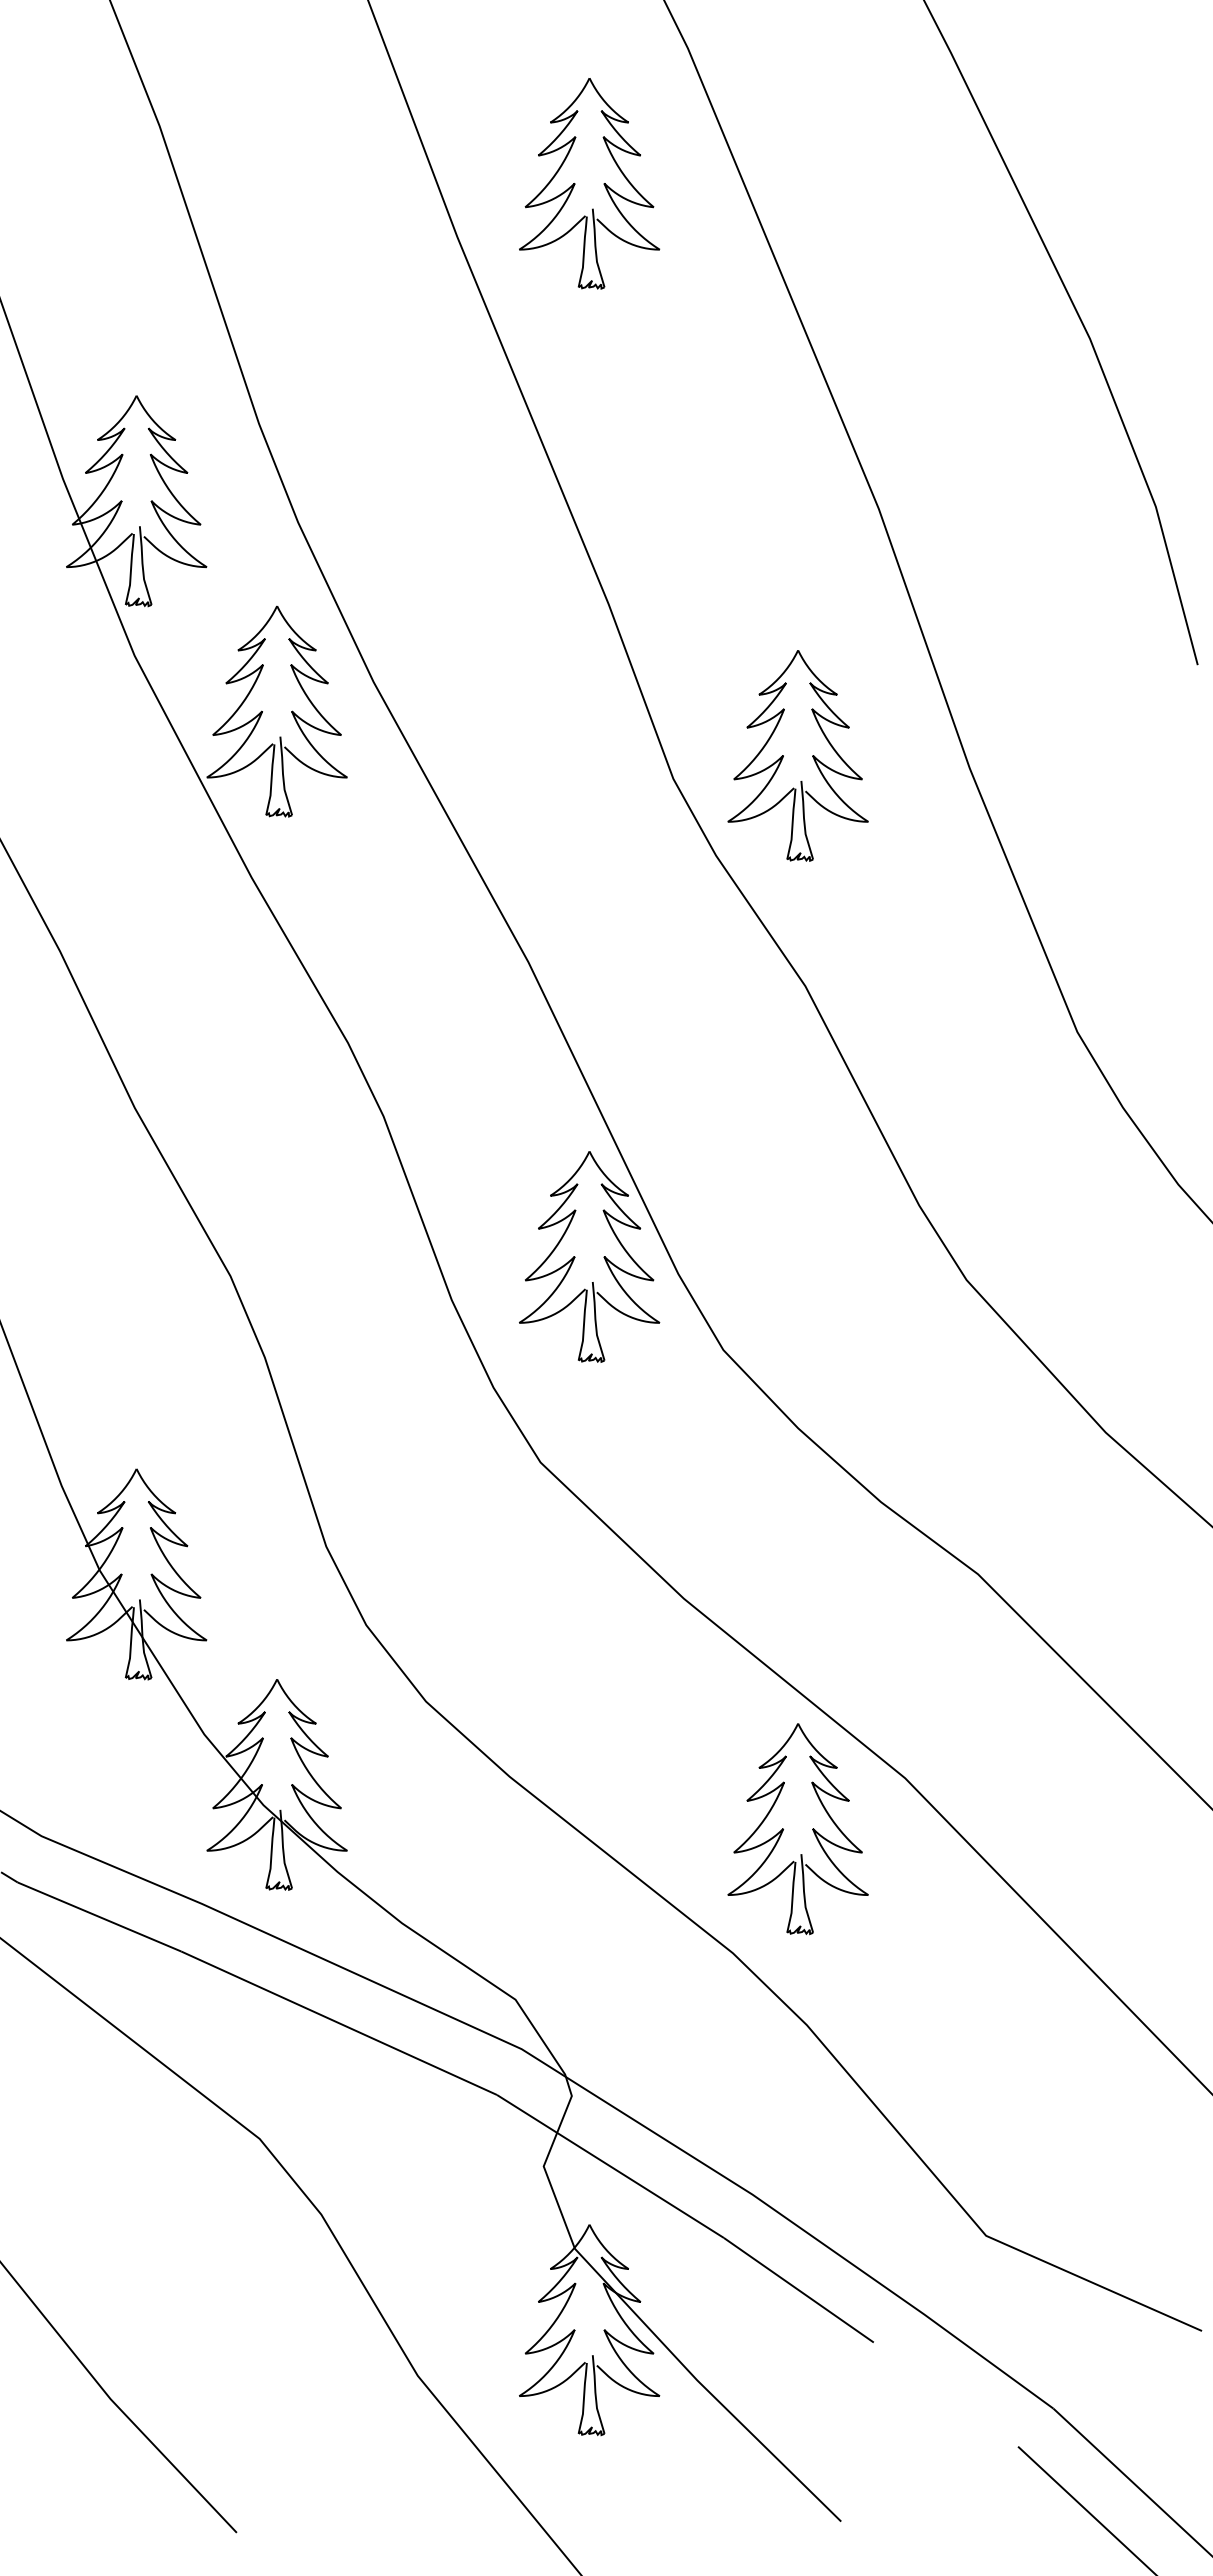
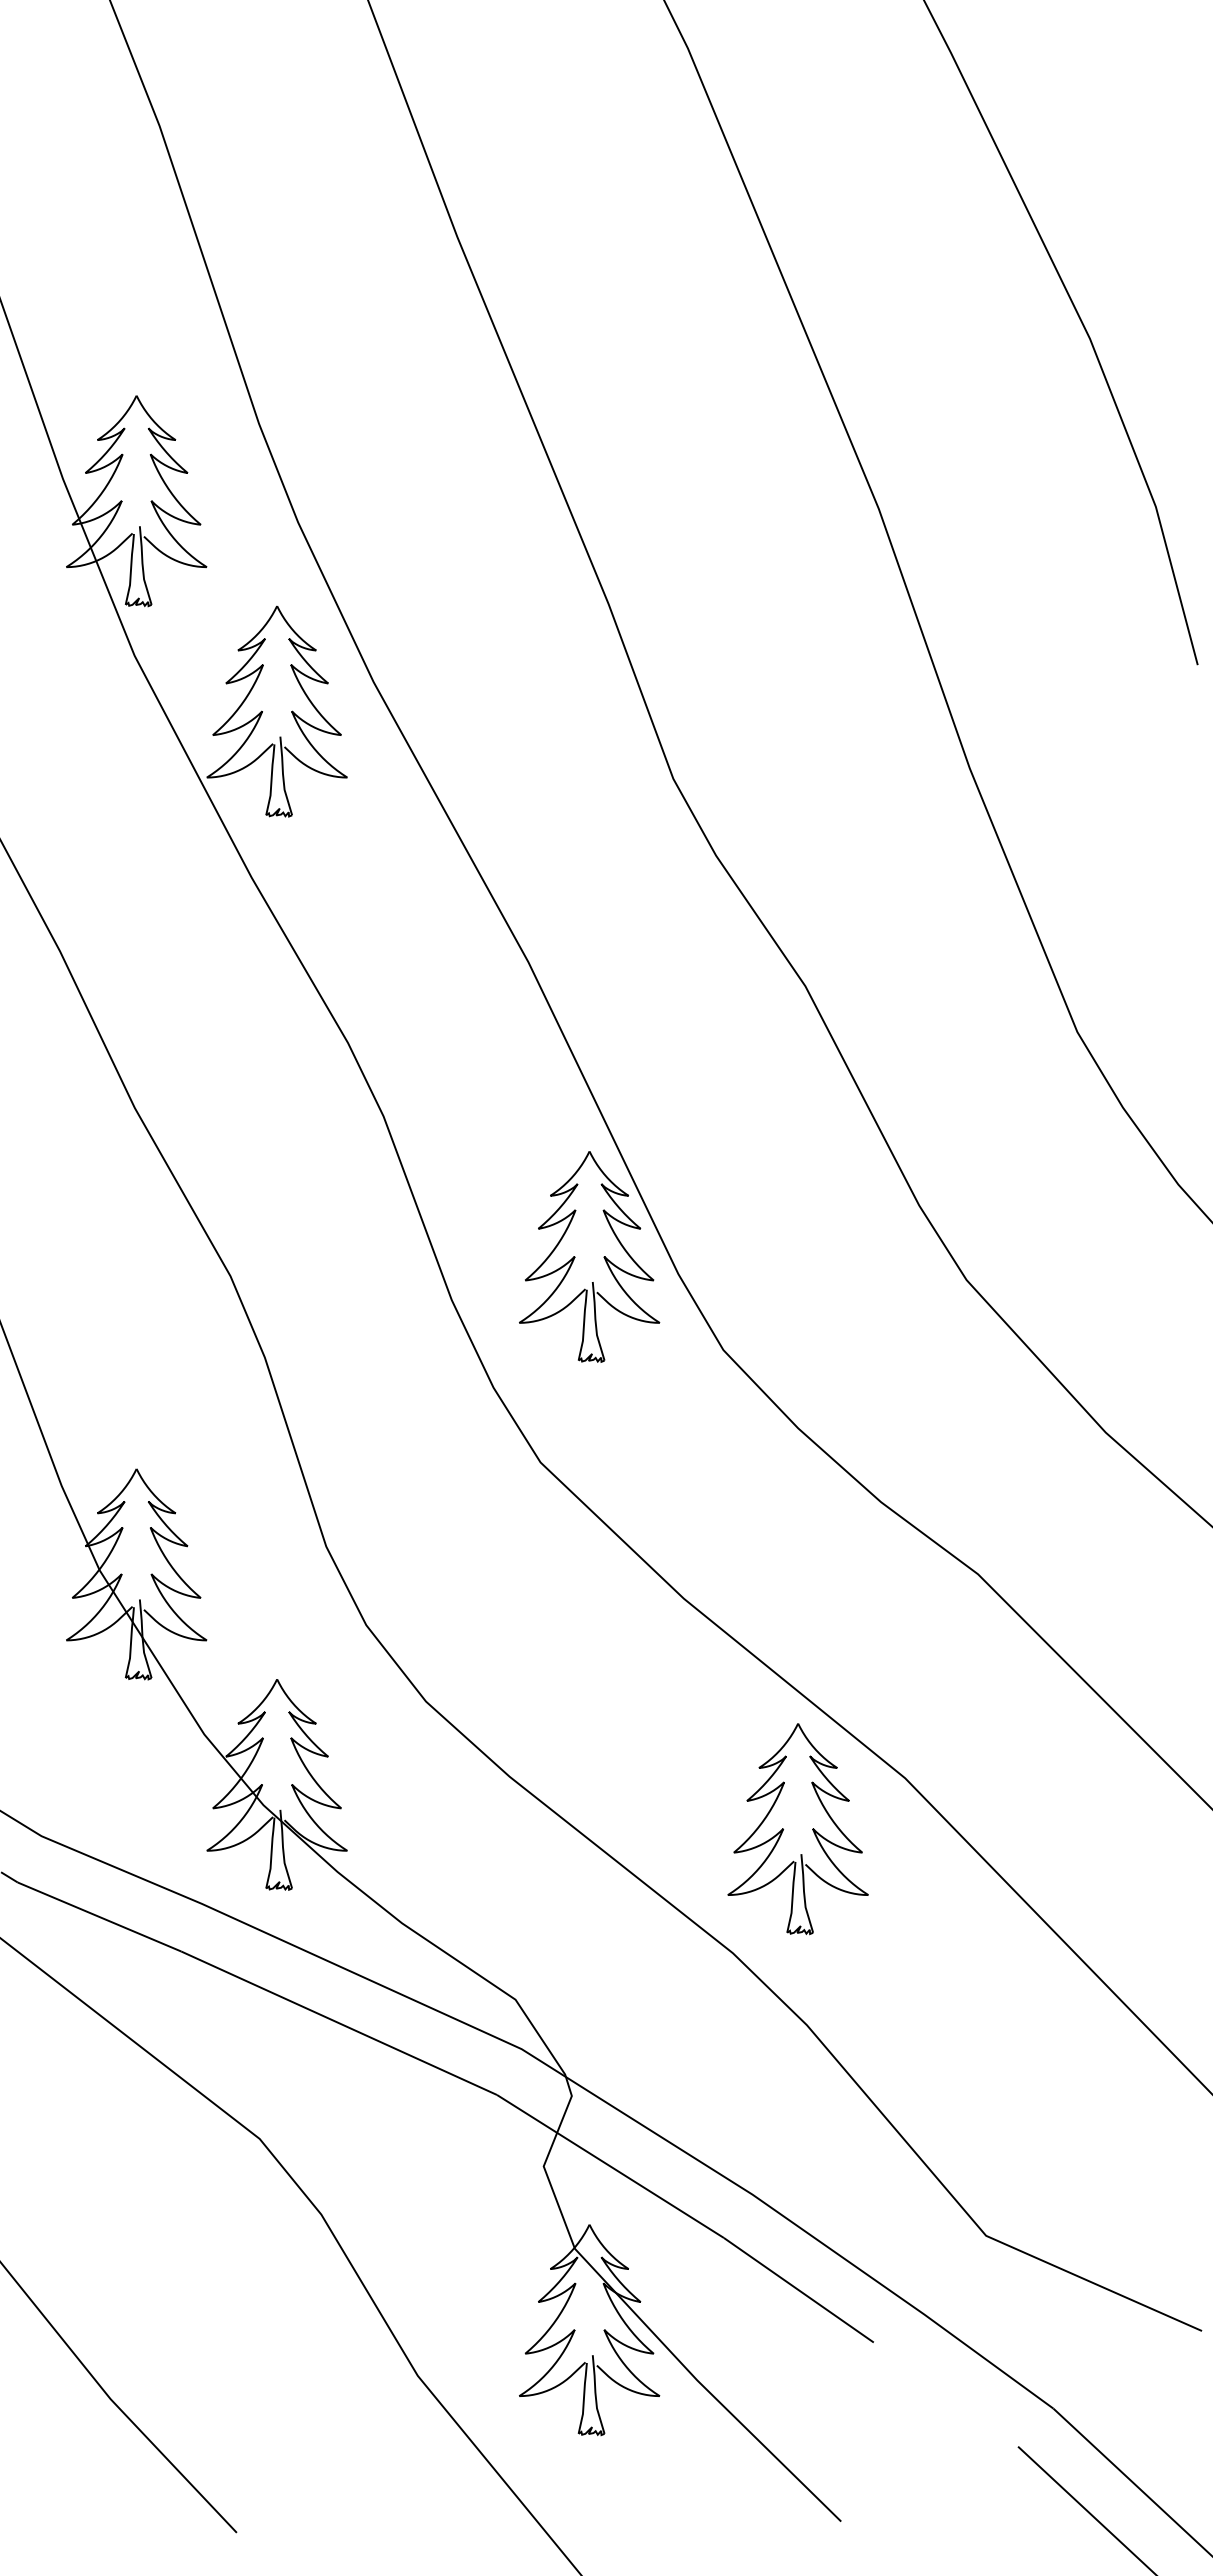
part: present -> none (575, 183)
part: present -> none (783, 755)
